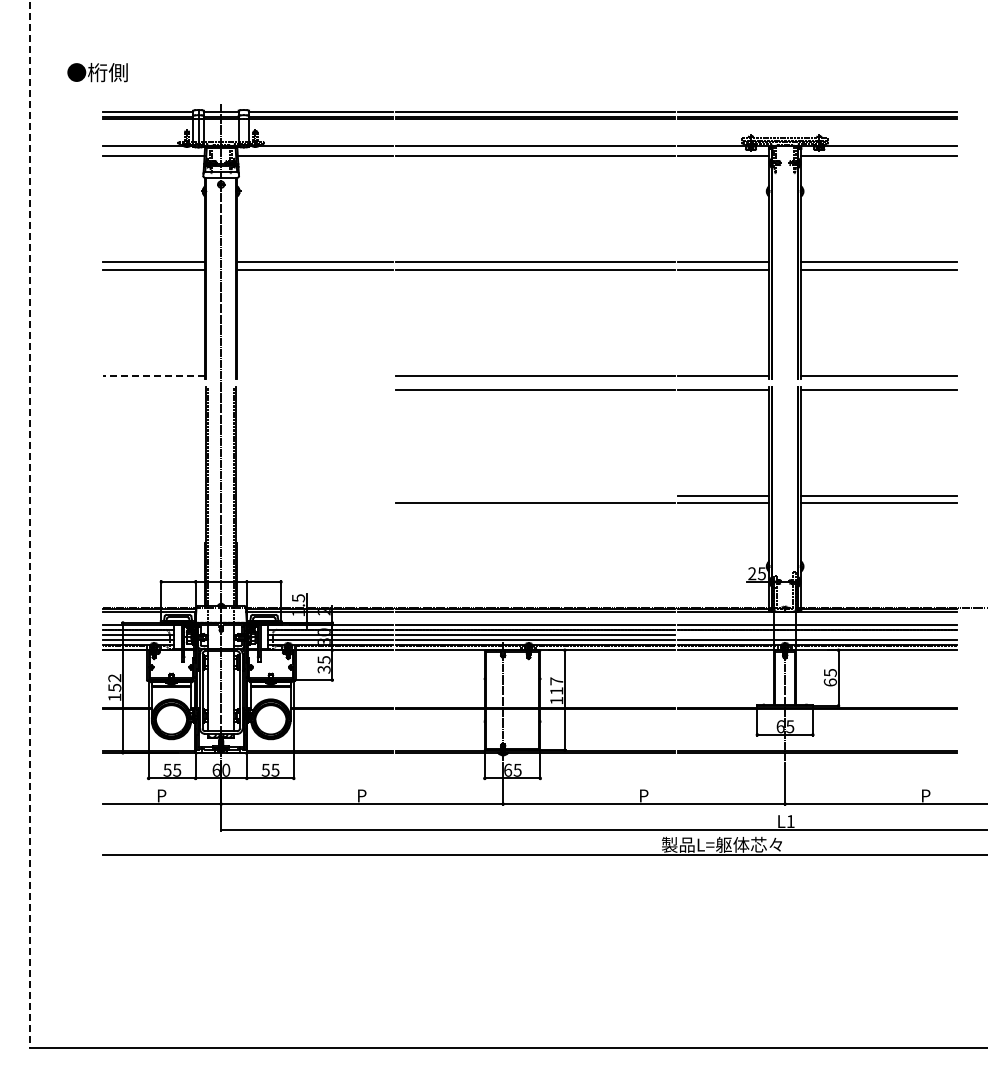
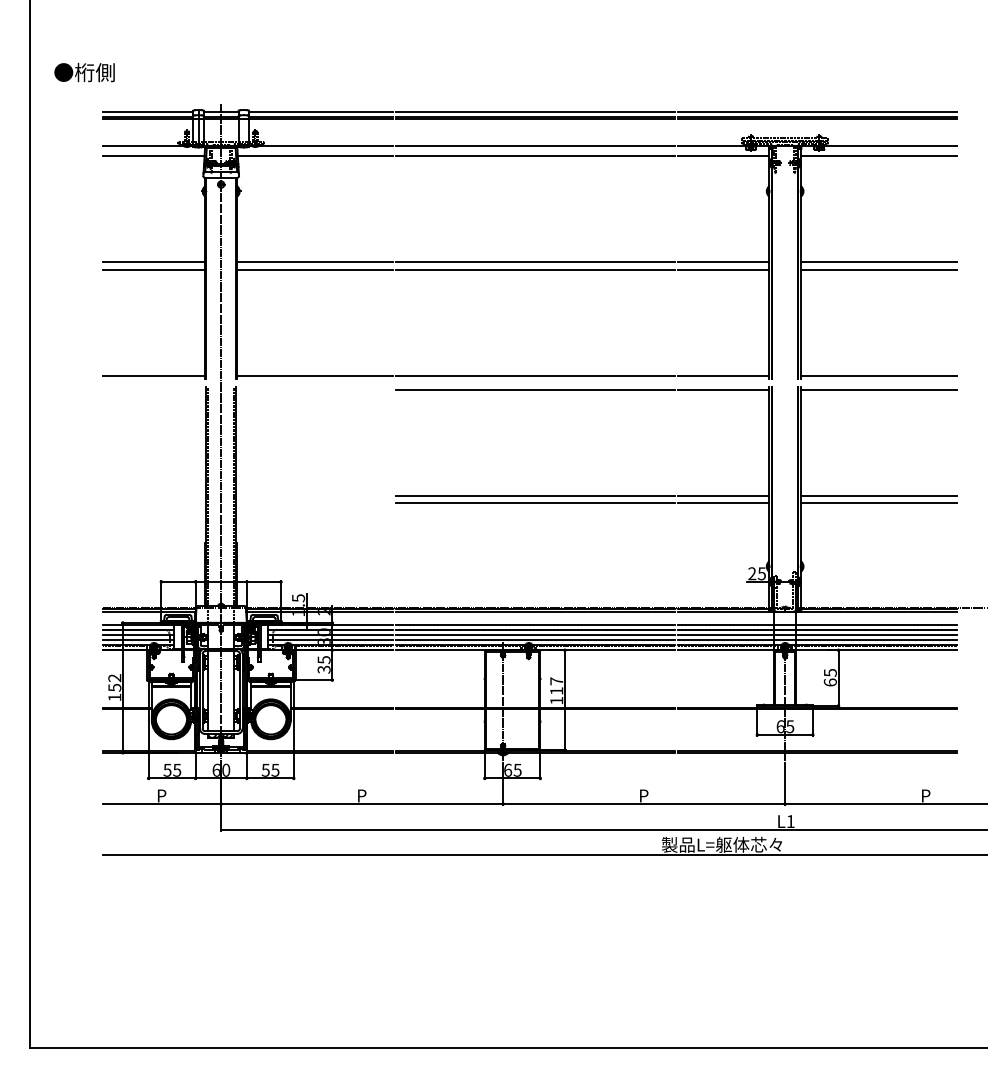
text position: (97, 72) -> (84, 72) (84, 72)
line: dashed -> solid (153, 375)
line: none -> present (314, 375)
line: none -> present (534, 495)
line: dashed -> solid (29, 524)
line: none -> present (816, 634)
